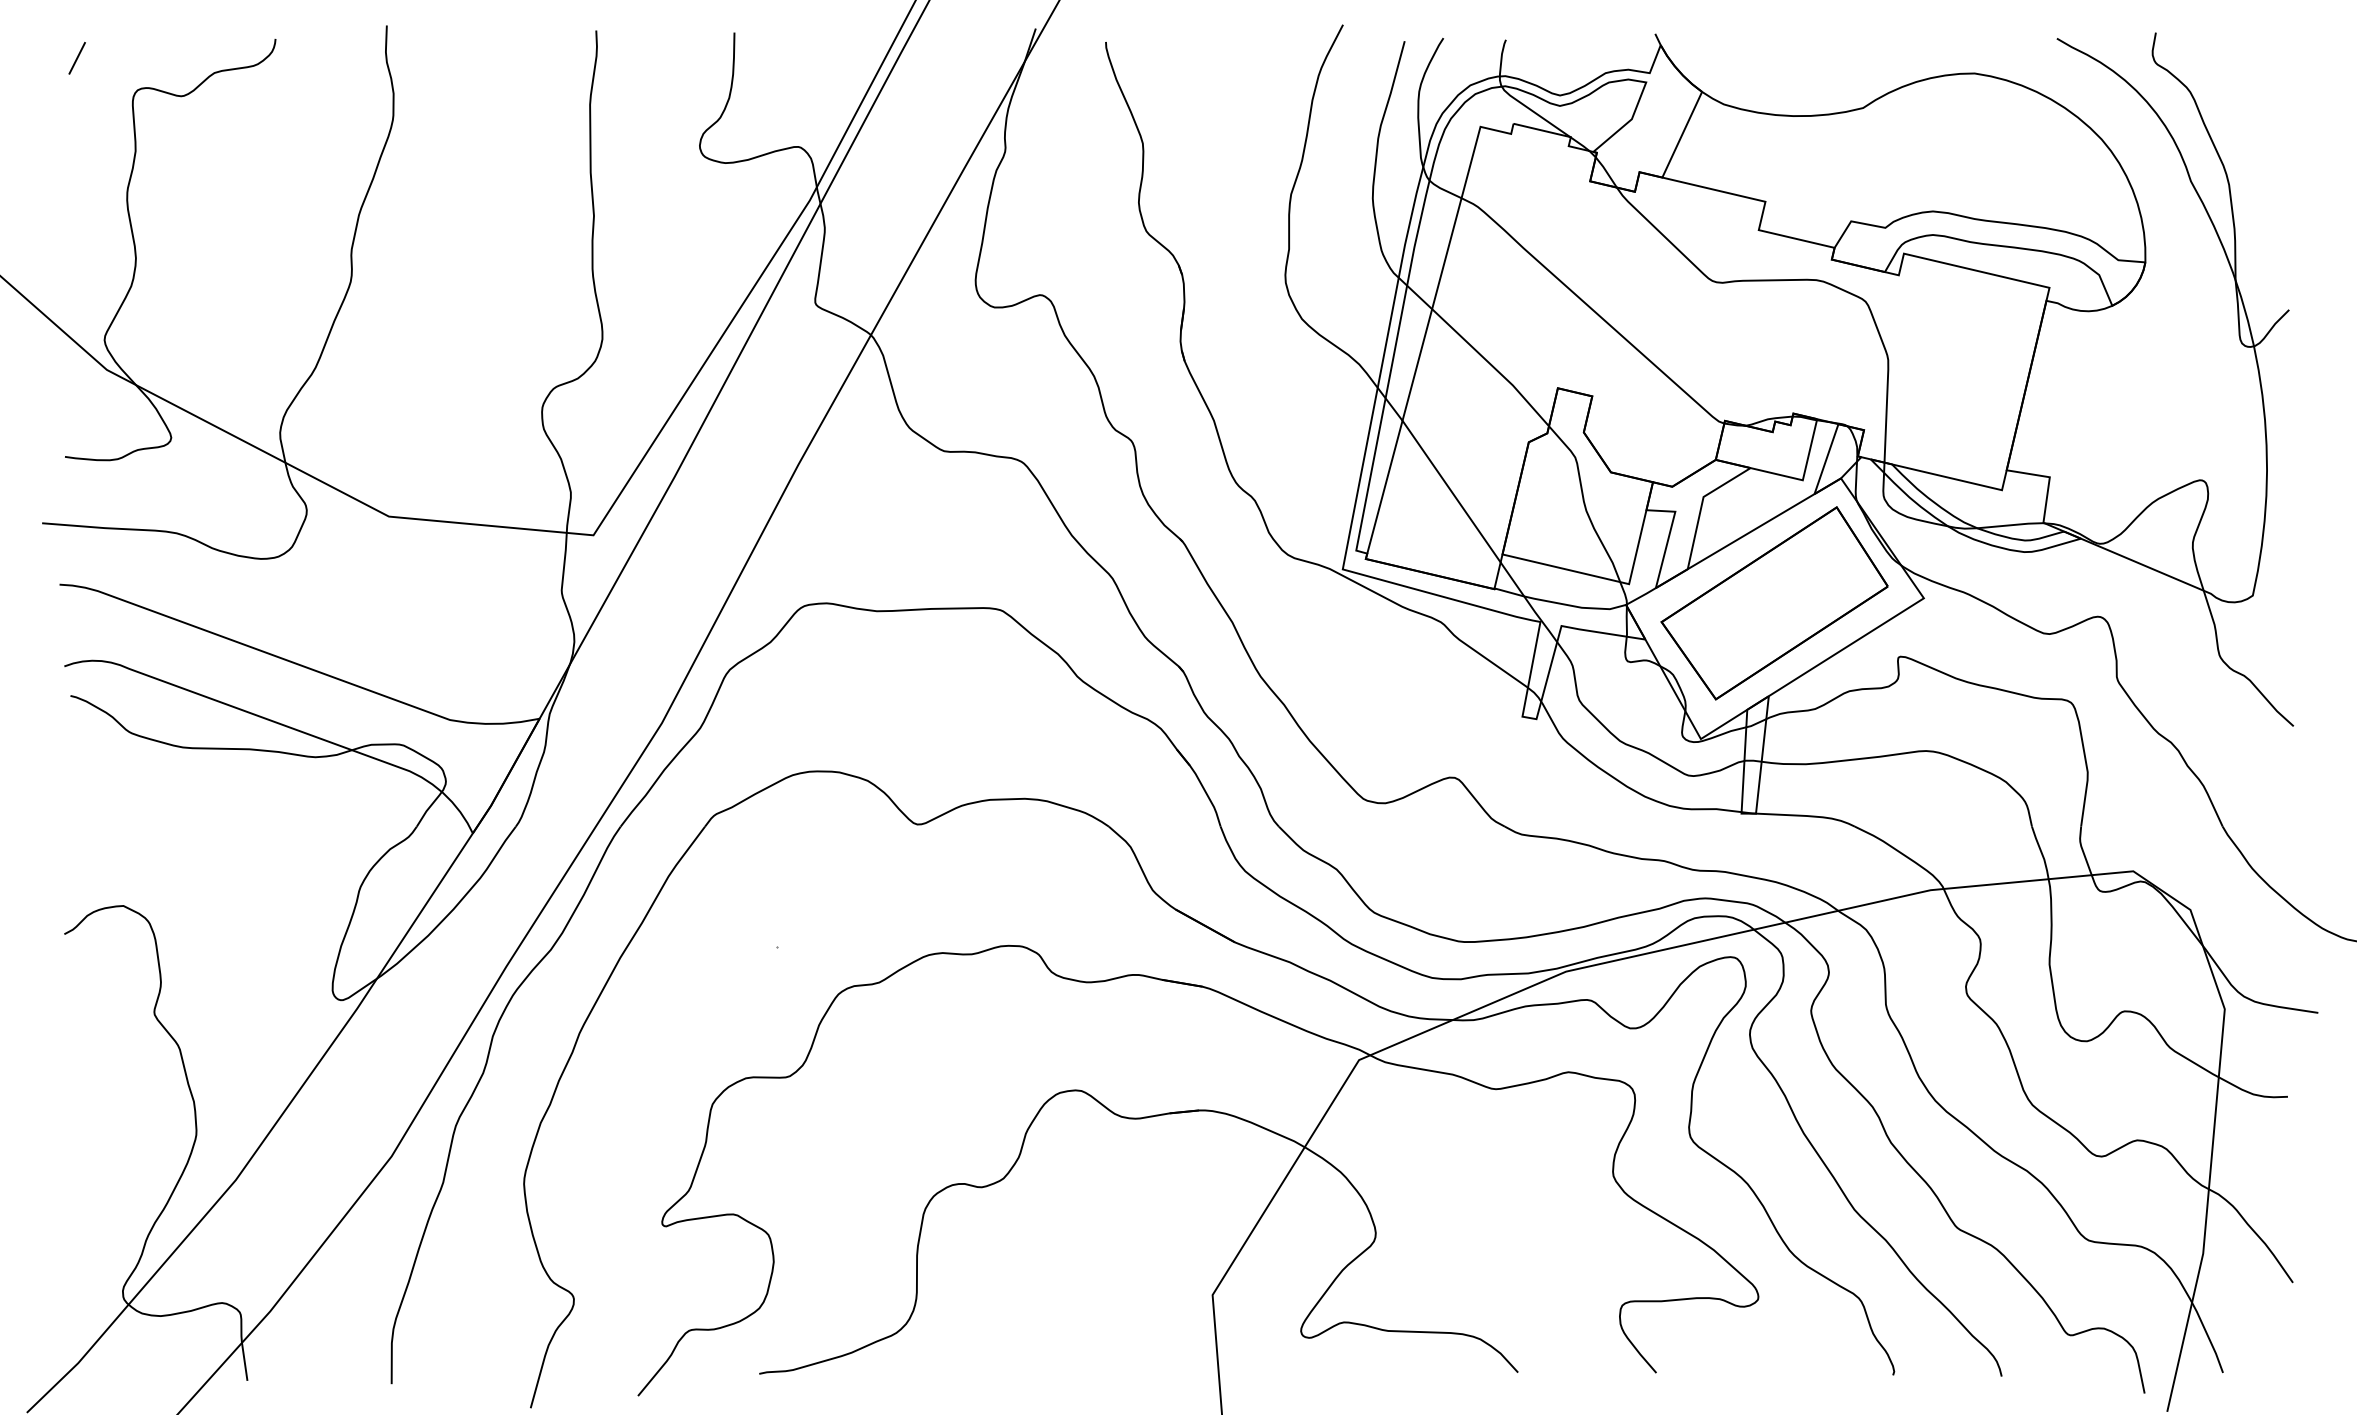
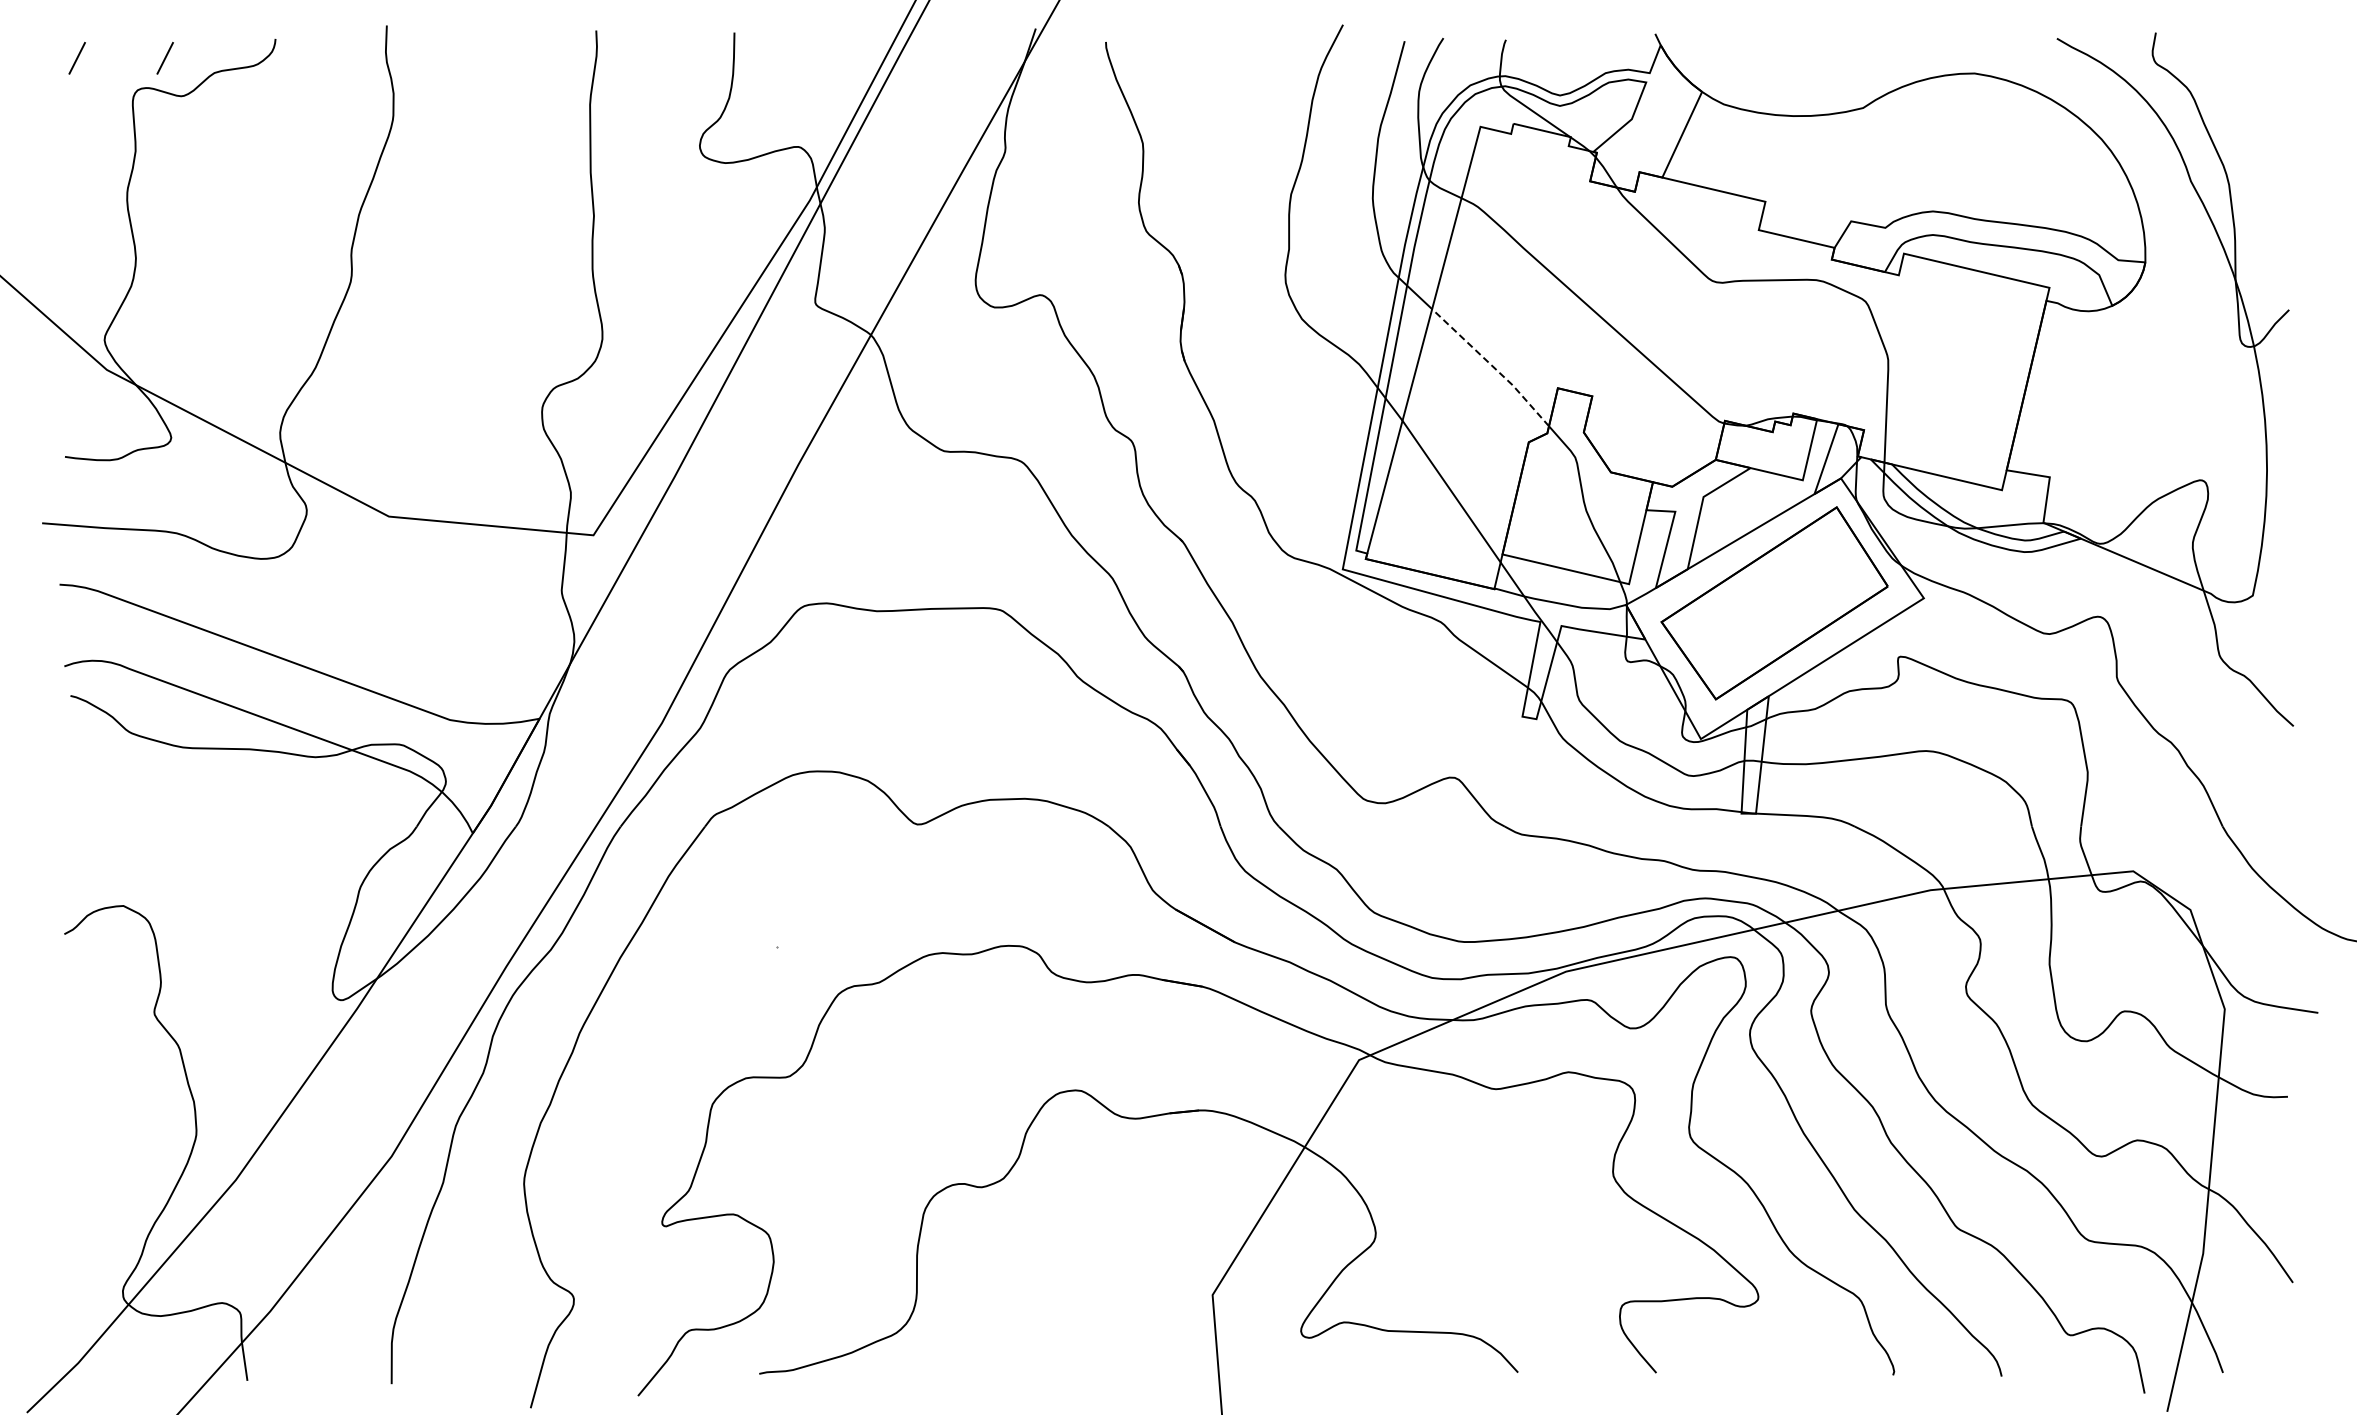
line: none -> present (164, 58)
line: solid -> dashed (1492, 366)
